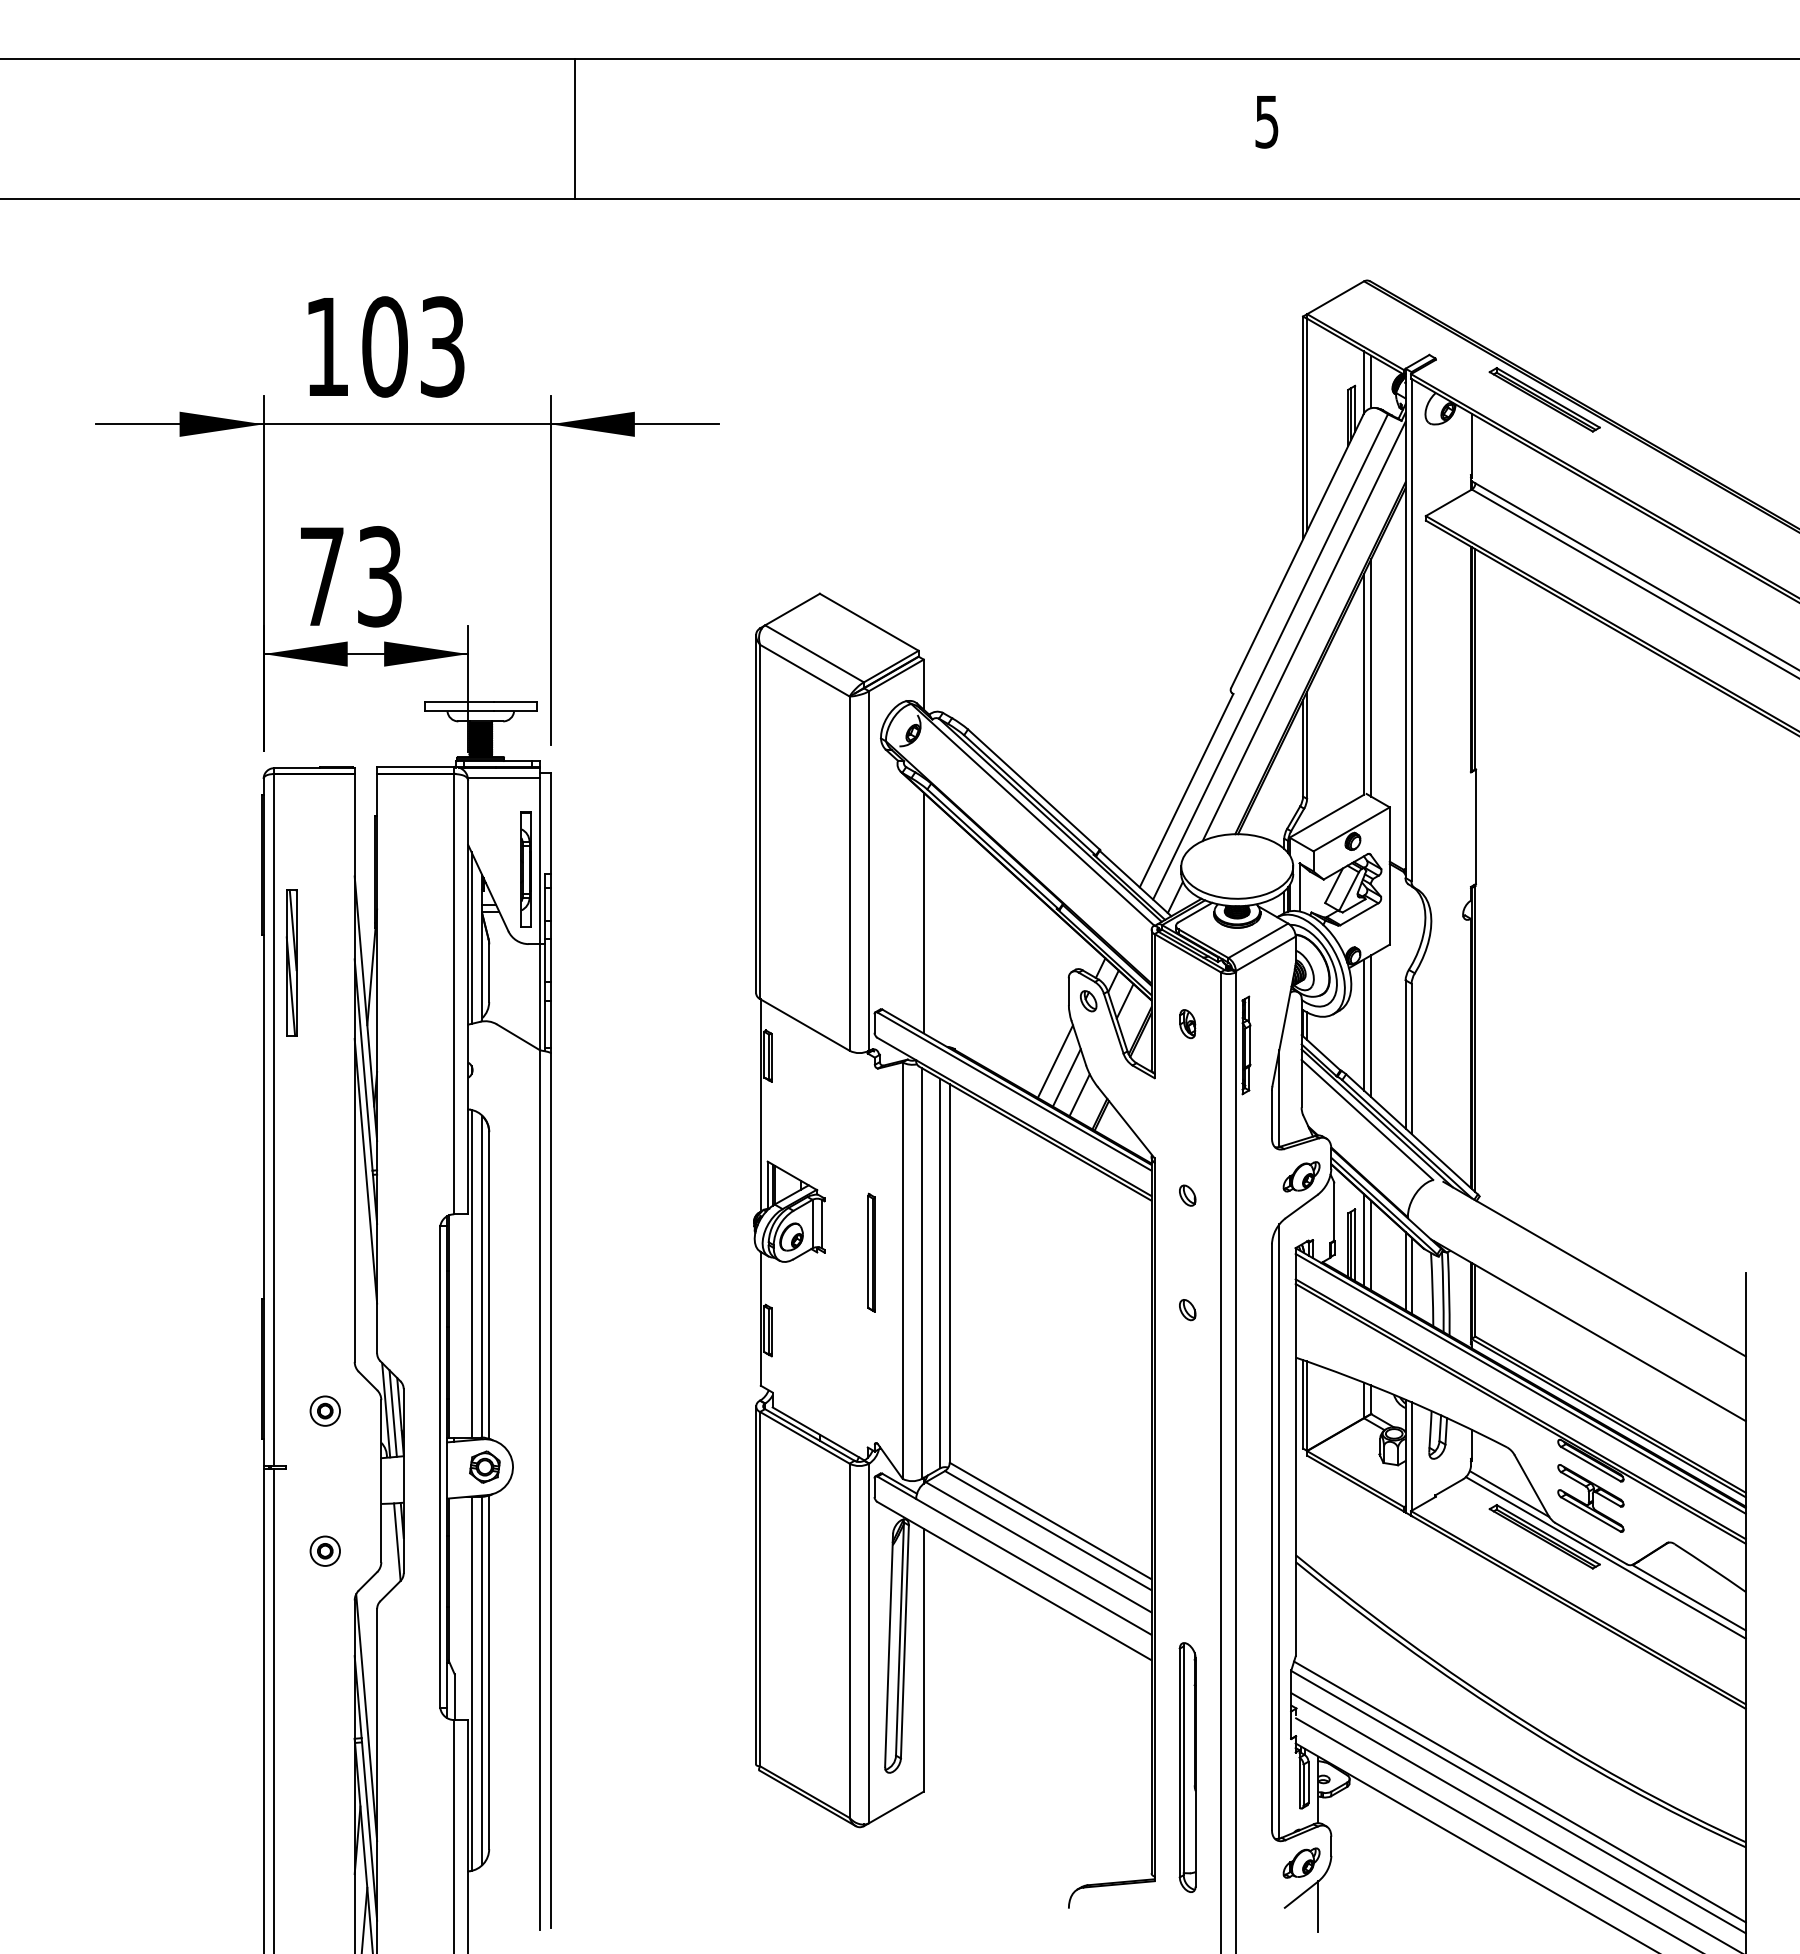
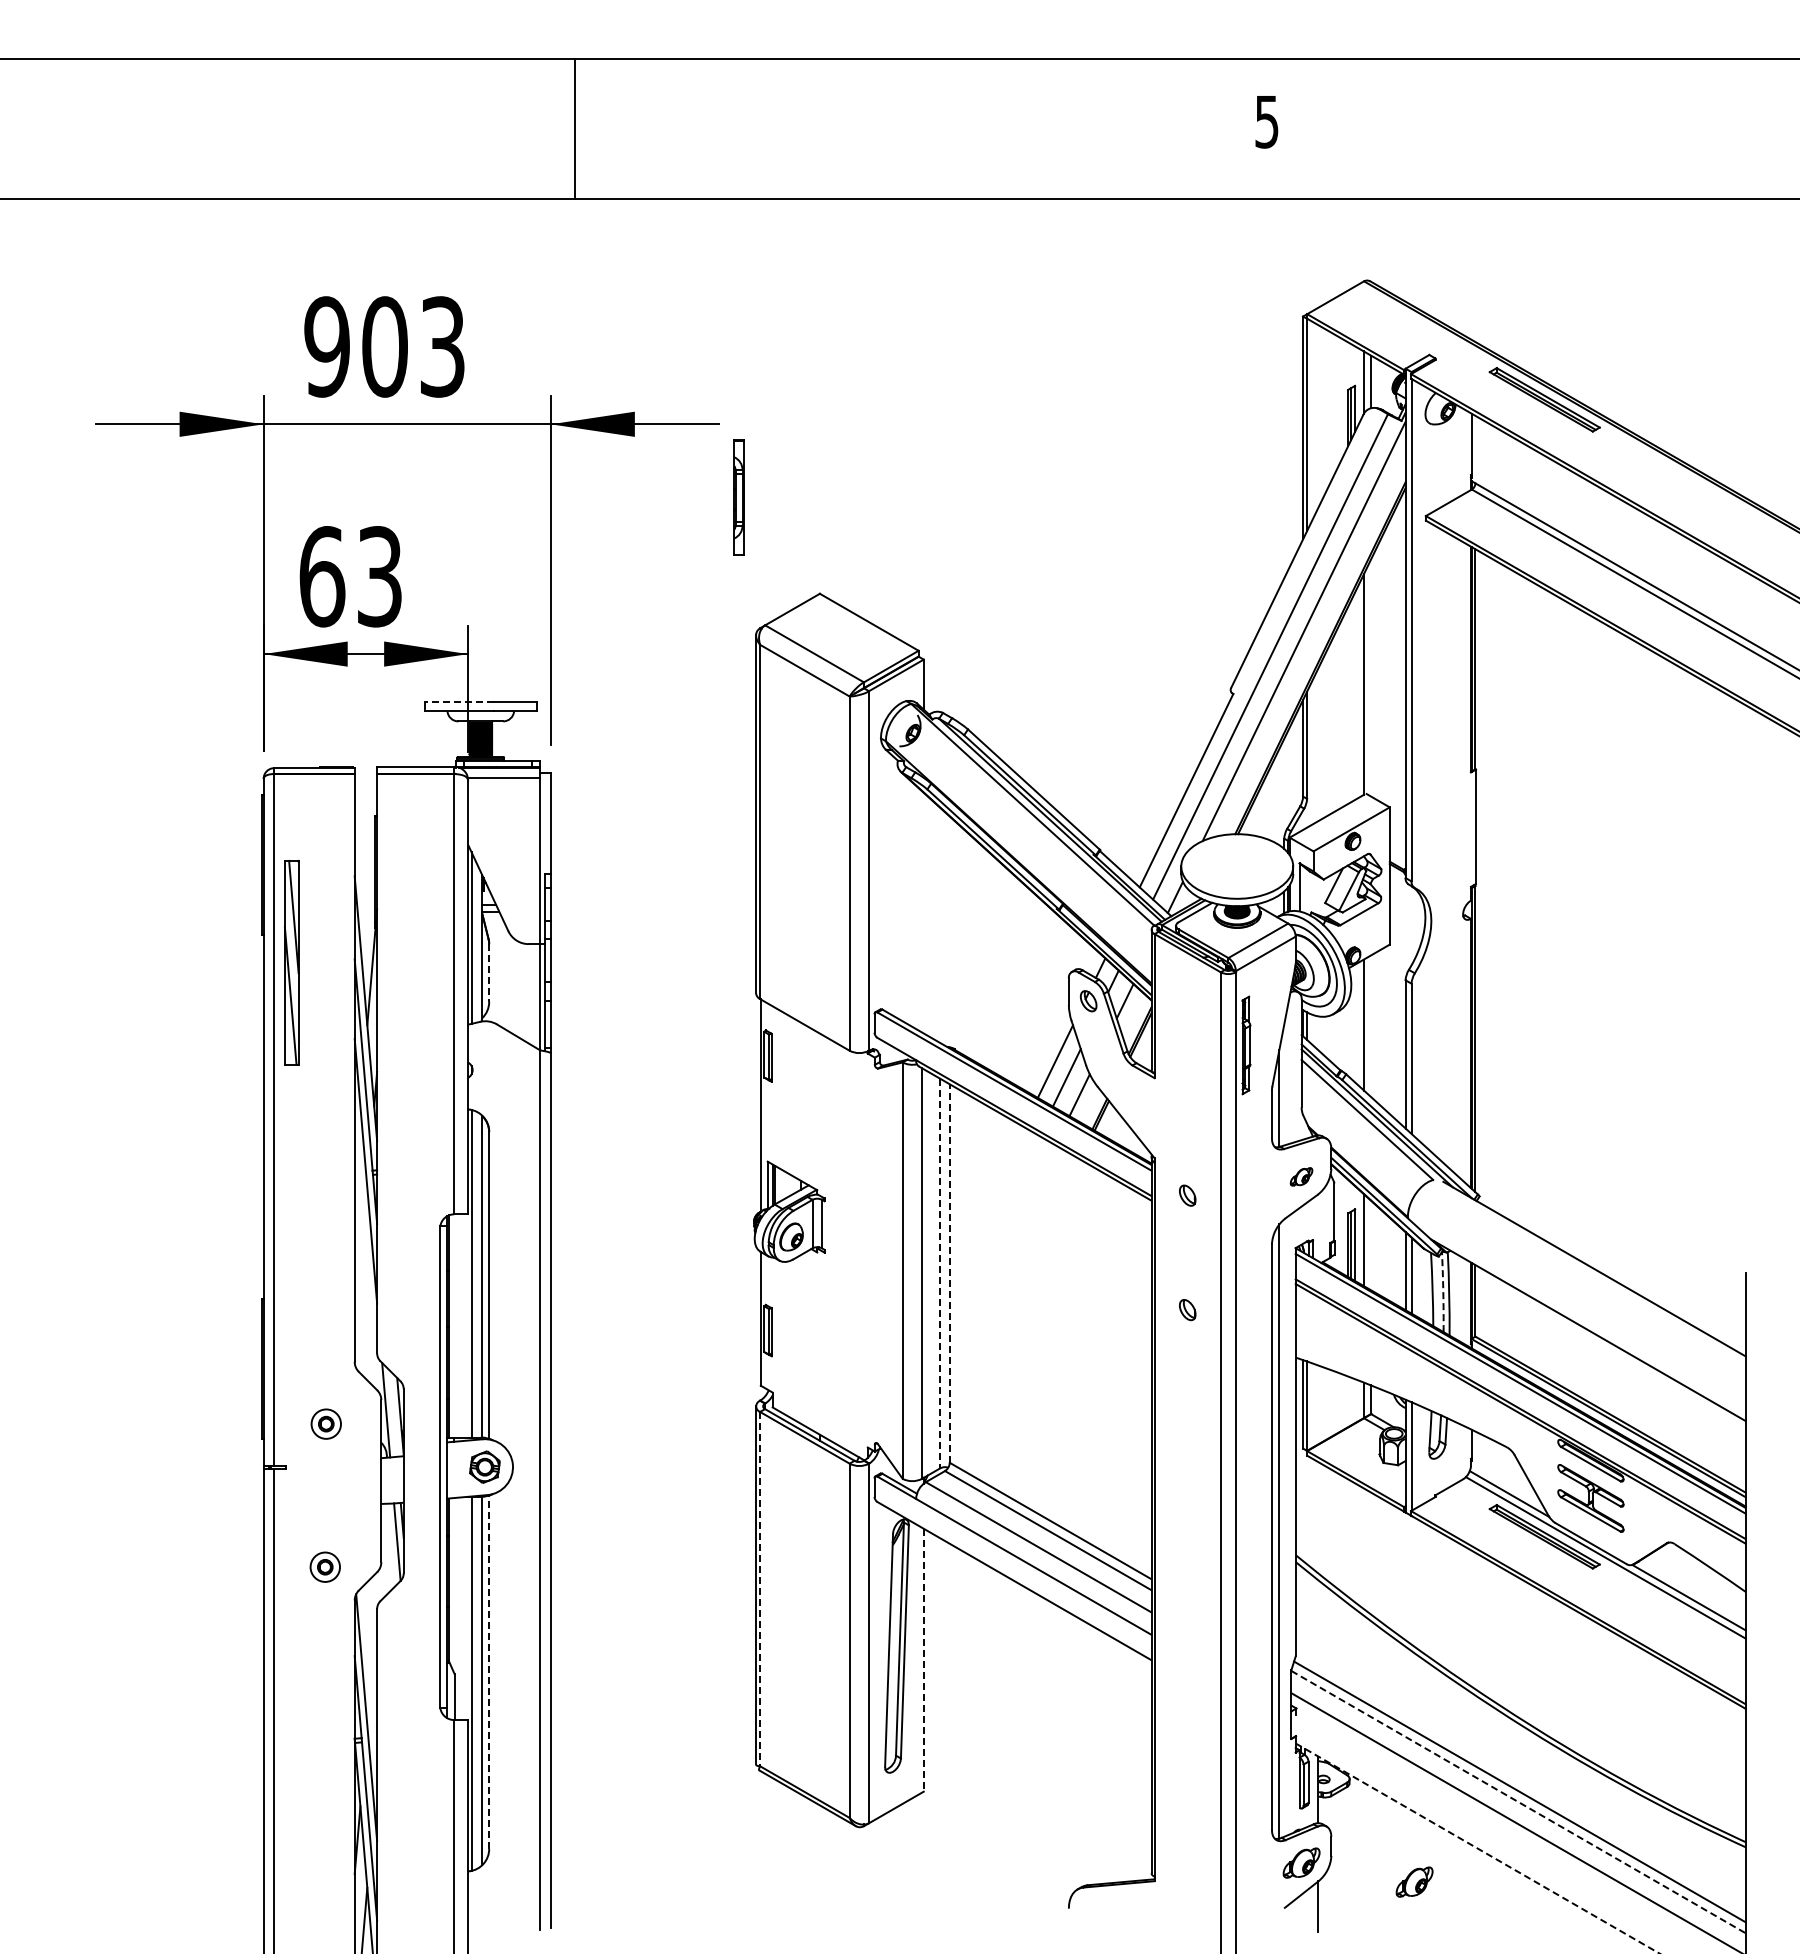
text: 103 -> 903 (326, 346)
text: 73 -> 63 (322, 576)
line: present -> none (1371, 677)
line: solid -> dashed (459, 702)
part position: (525, 869) -> (738, 497) (738, 497)
line: present -> none (923, 912)
part size: 13x148 px -> 16x206 px (291, 962)
line: solid -> dashed (489, 973)
part: present -> none (1187, 1024)
line: present -> none (1371, 1026)
part size: 39x32 px -> 25x20 px (1301, 1176)
line: present -> none (1371, 1245)
part: present -> none (871, 1252)
line: solid -> dashed (940, 1273)
line: solid -> dashed (949, 1273)
arc: solid -> dashed (1443, 1292)
part position: (324, 1410) -> (325, 1423) (325, 1423)
line: present -> none (392, 1413)
part position: (324, 1550) -> (324, 1566) (324, 1566)
line: solid -> dashed (760, 1589)
line: solid -> dashed (923, 1660)
line: solid -> dashed (489, 1672)
part: present -> none (1187, 1767)
line: solid -> dashed (1519, 1802)
line: present -> none (1497, 1834)
line: solid -> dashed (1478, 1848)
part: none -> present (1414, 1881)
